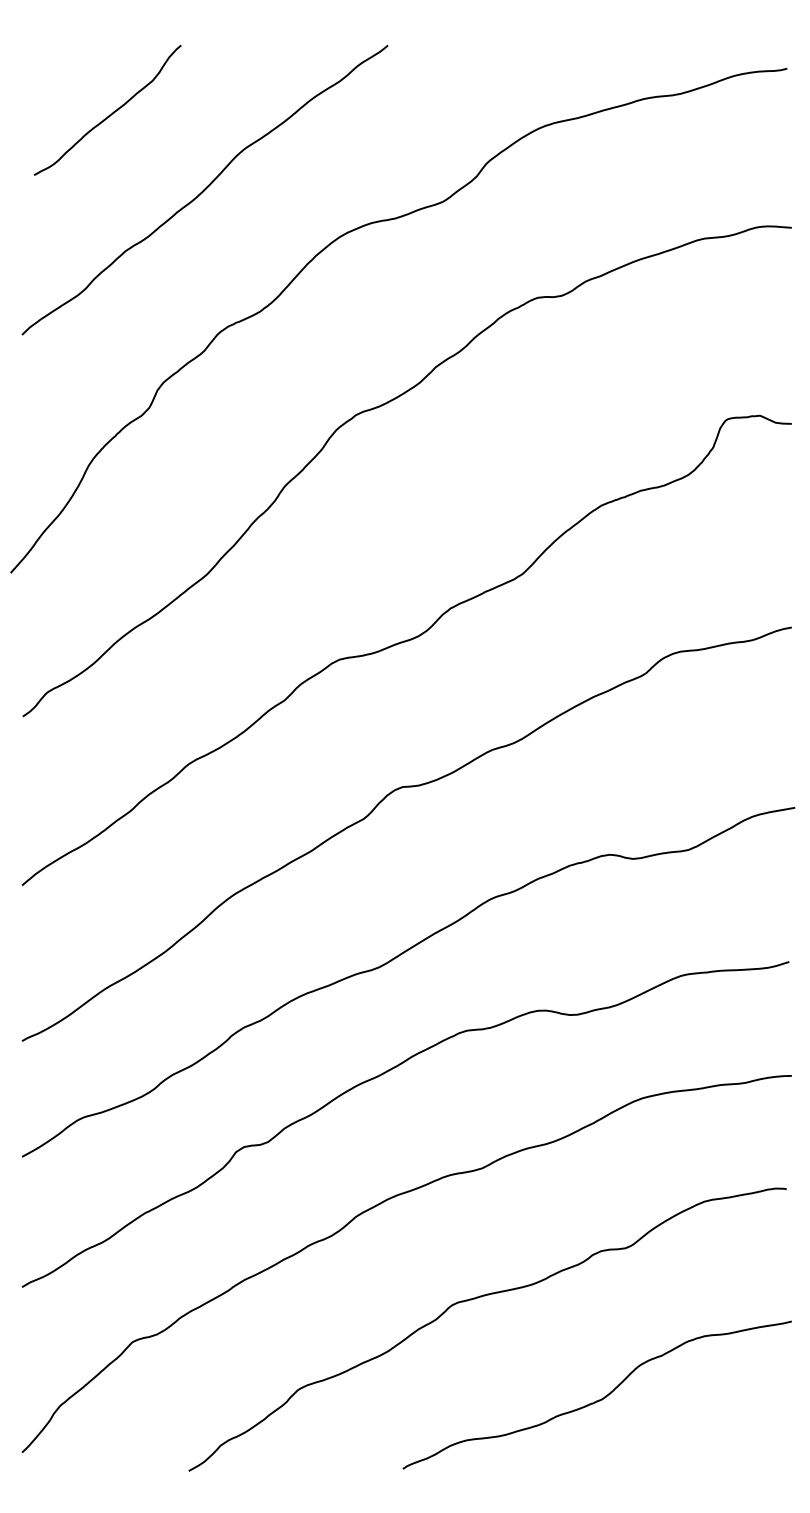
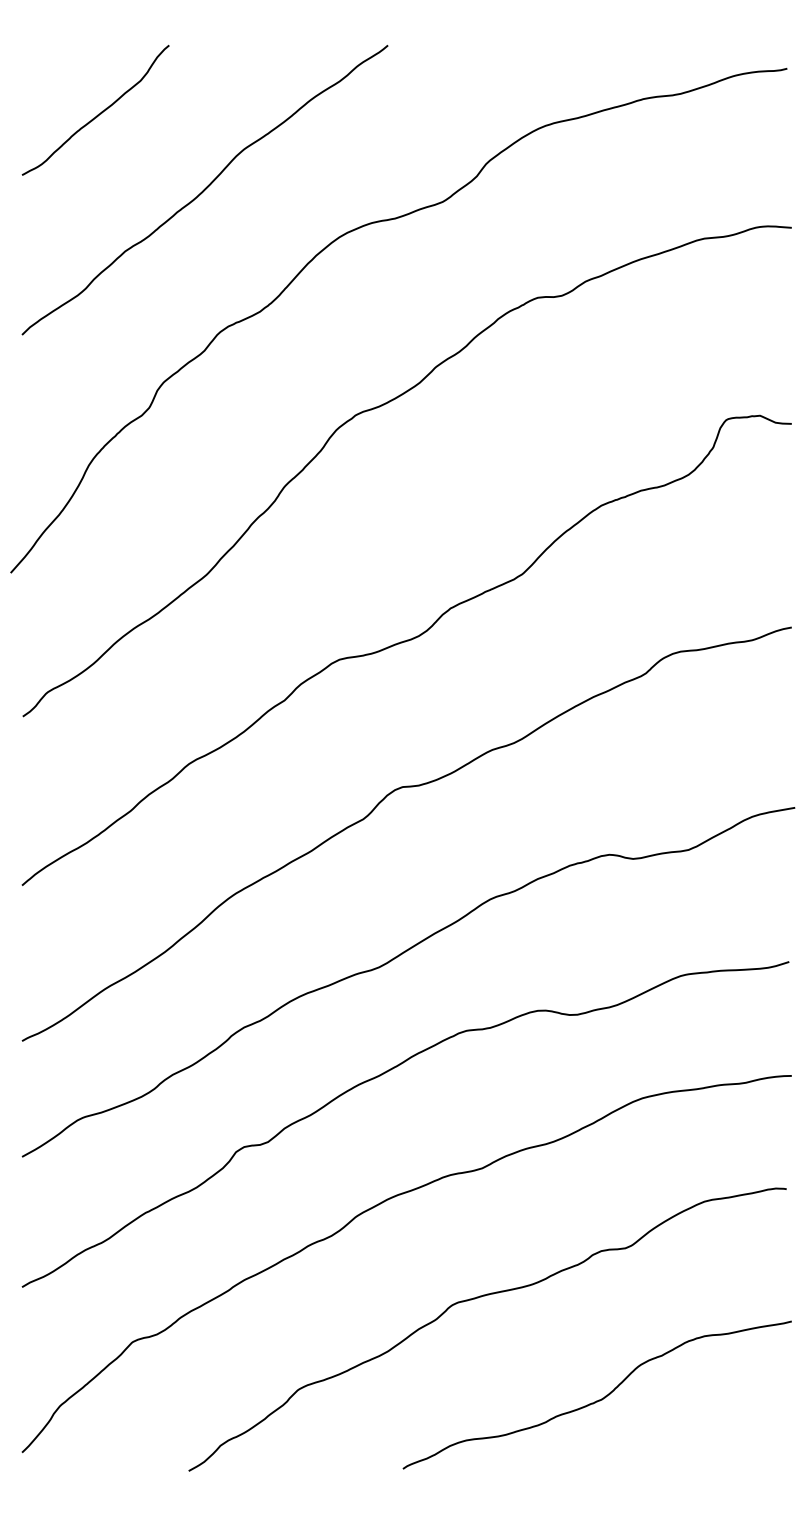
curve position: (109, 114) -> (97, 114) (97, 114)
